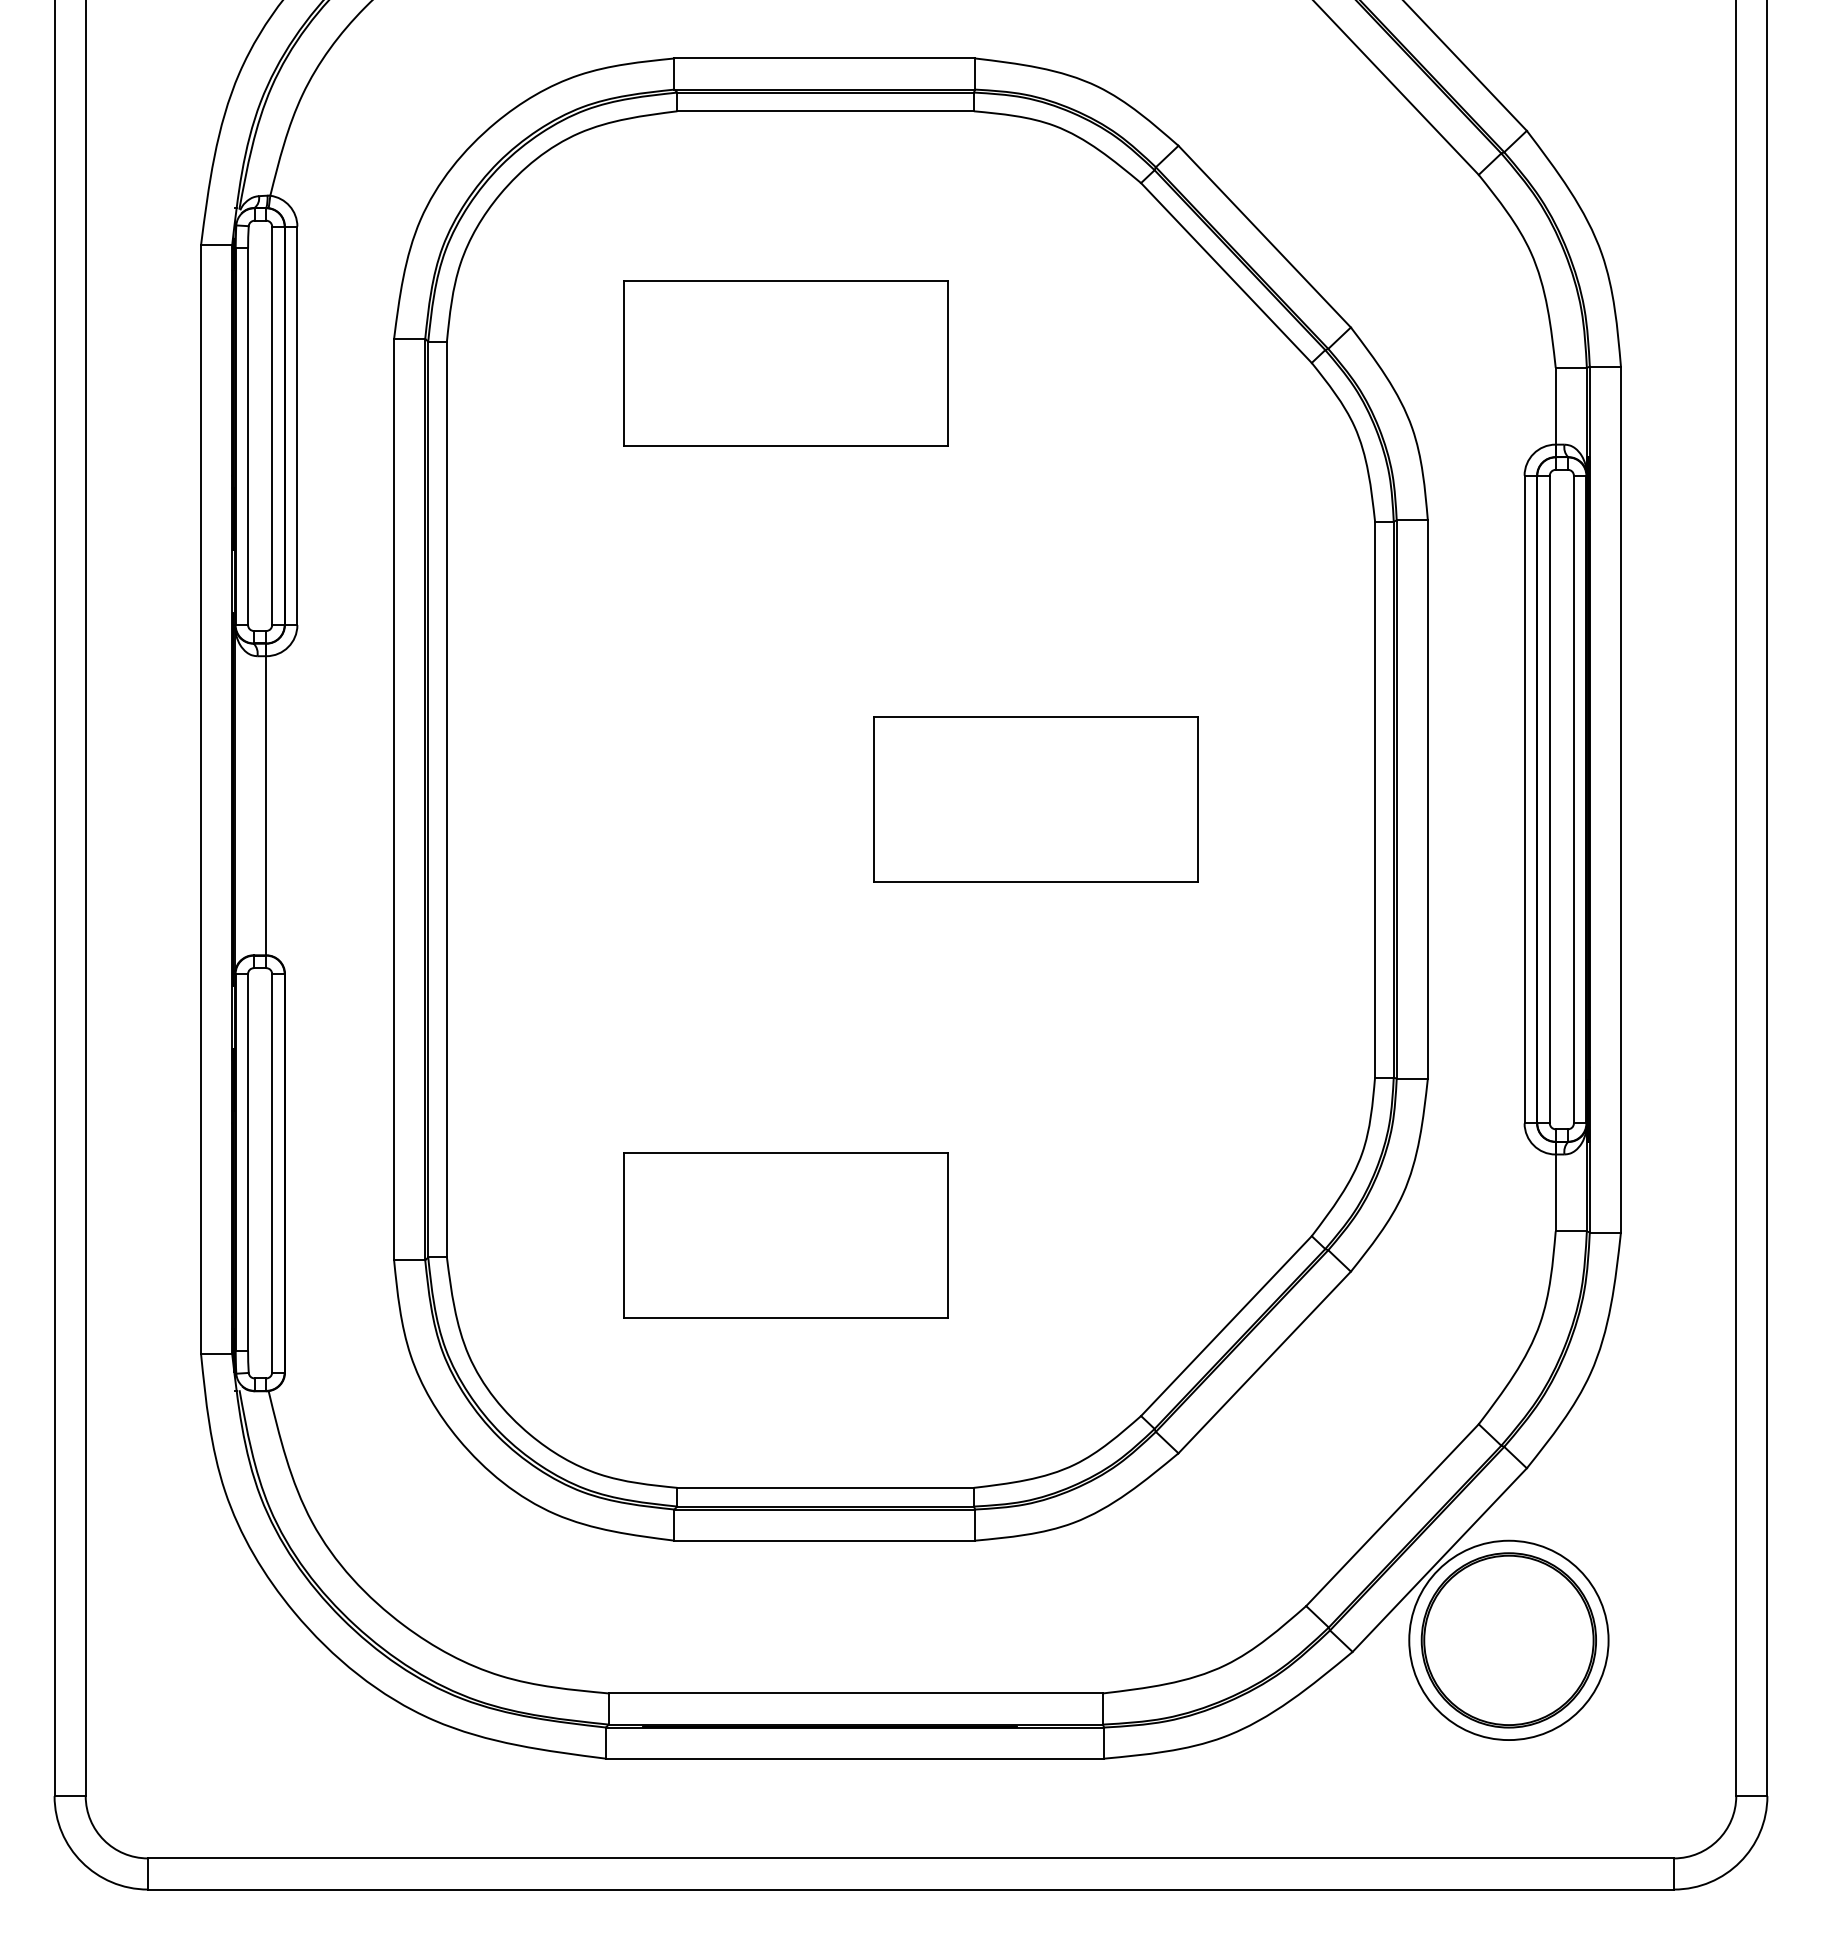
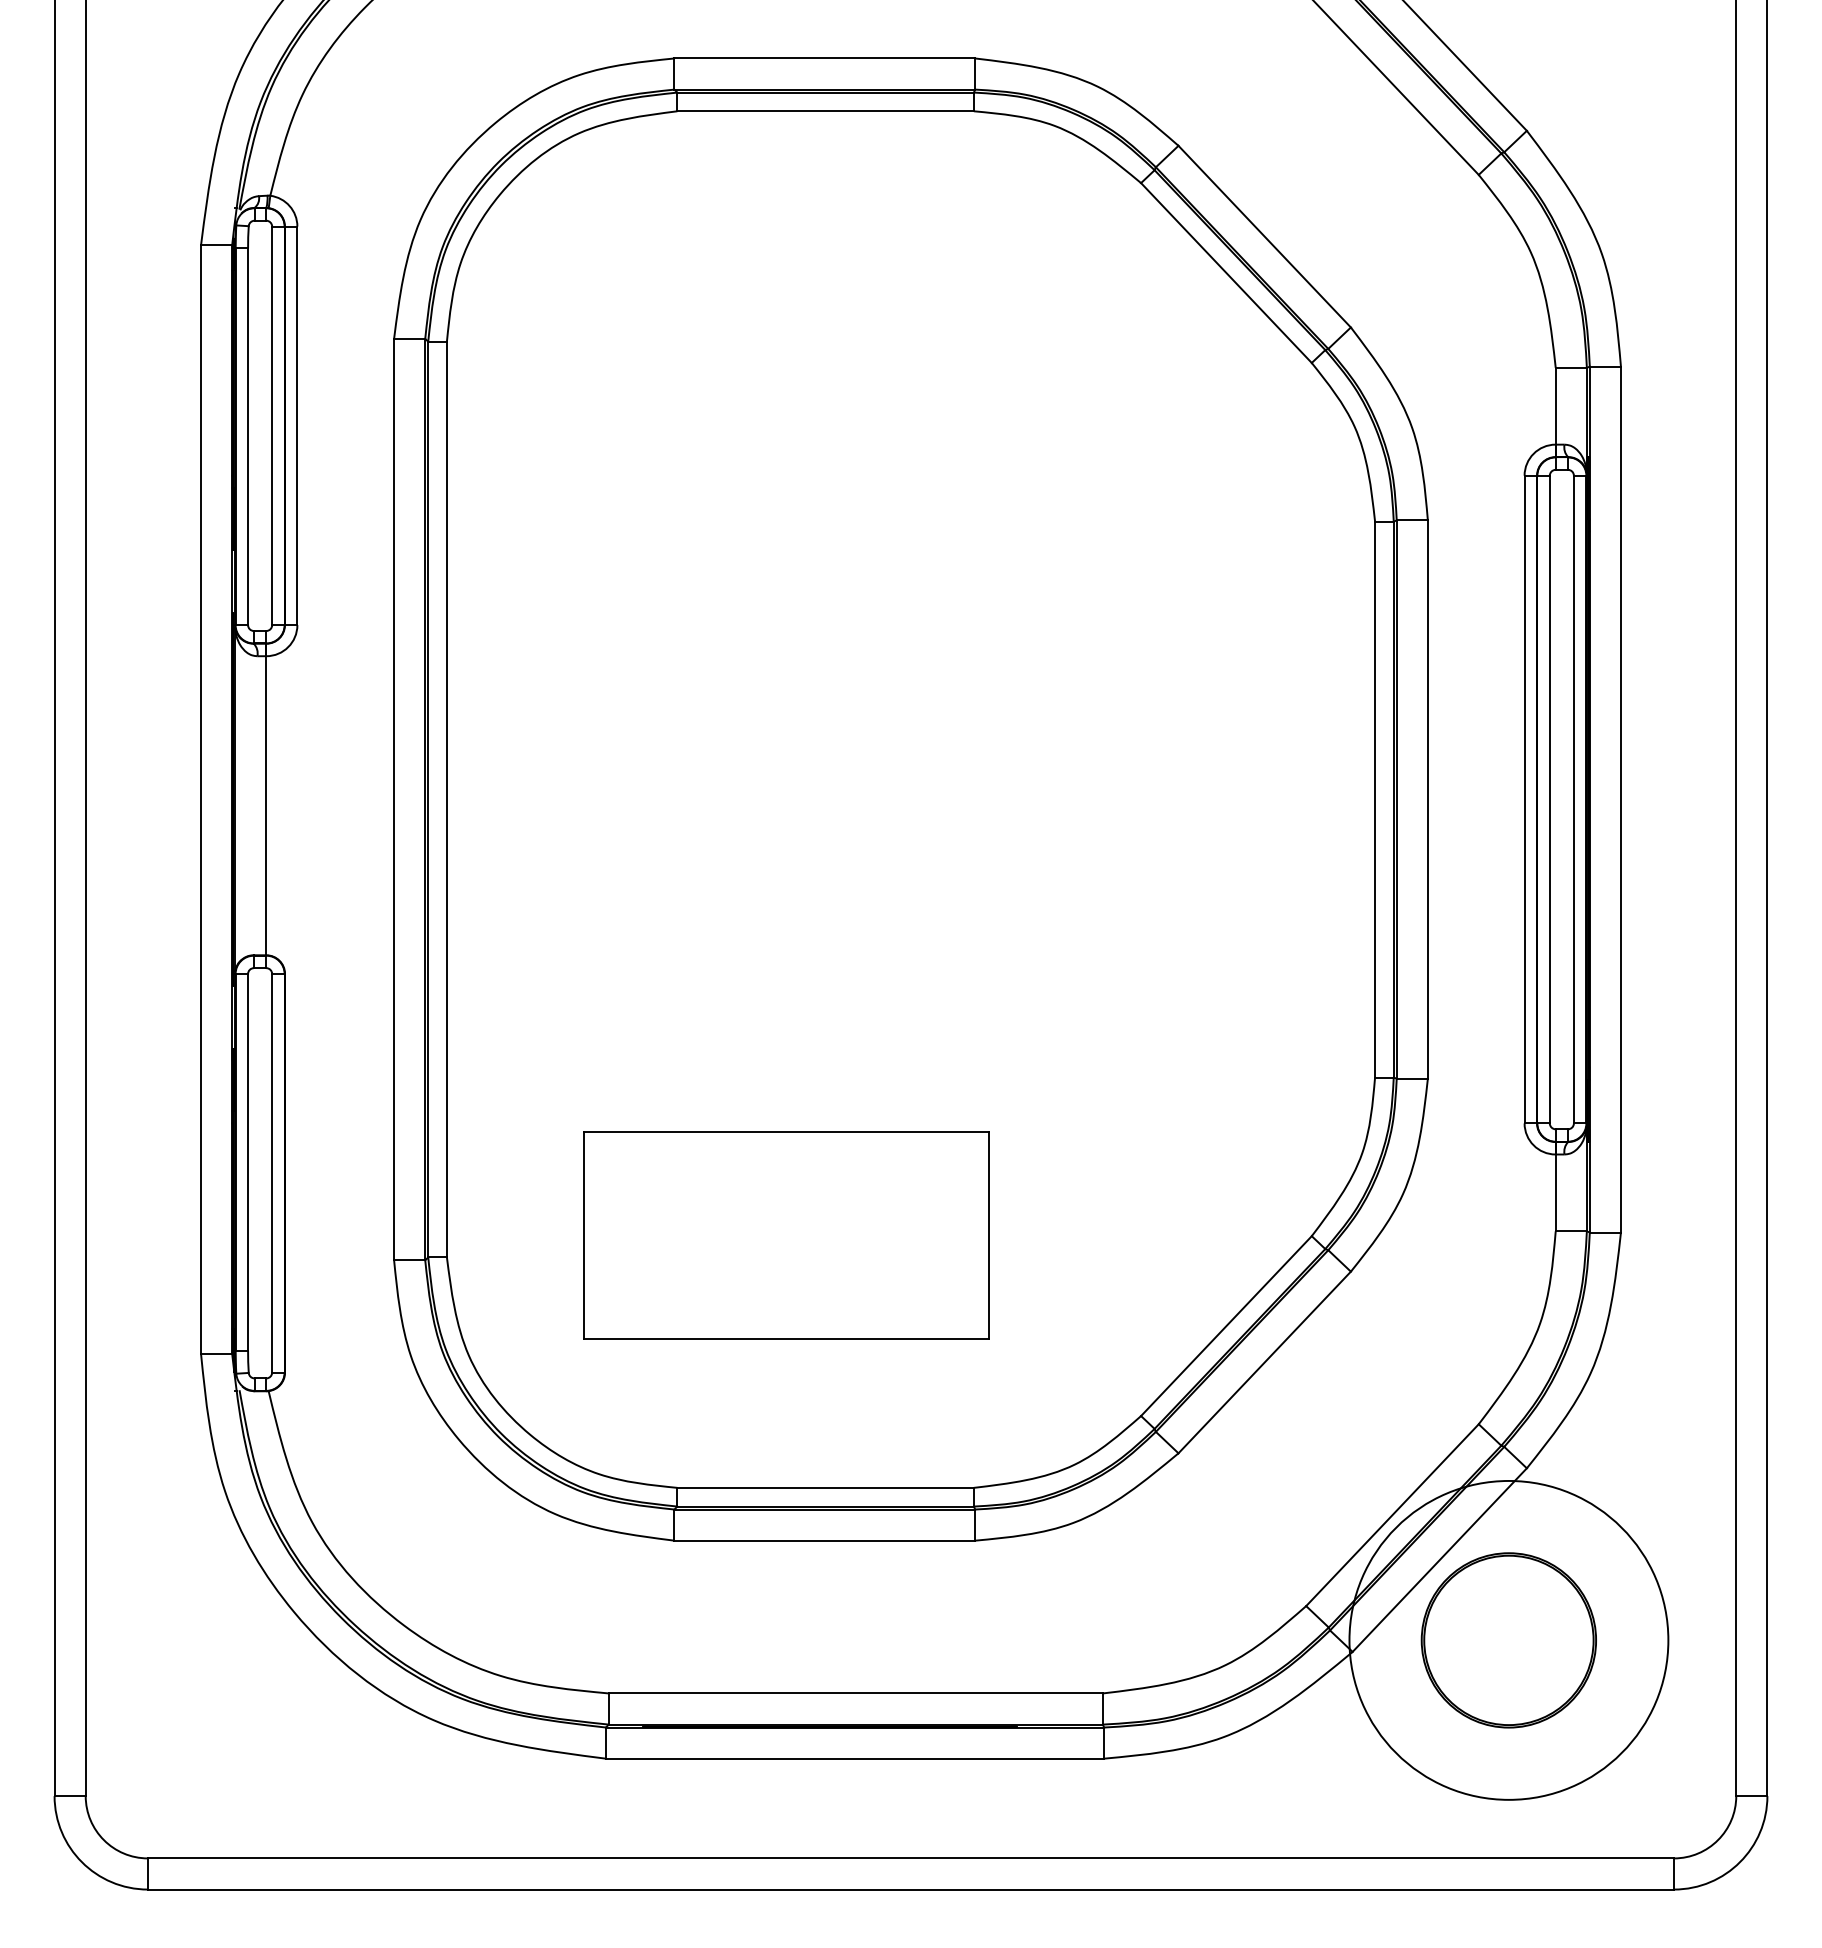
part: present -> none (785, 363)
part: present -> none (1035, 799)
part size: 326x167 px -> 407x209 px (786, 1235)
circle diameter: 199 px -> 319 px (1508, 1639)
